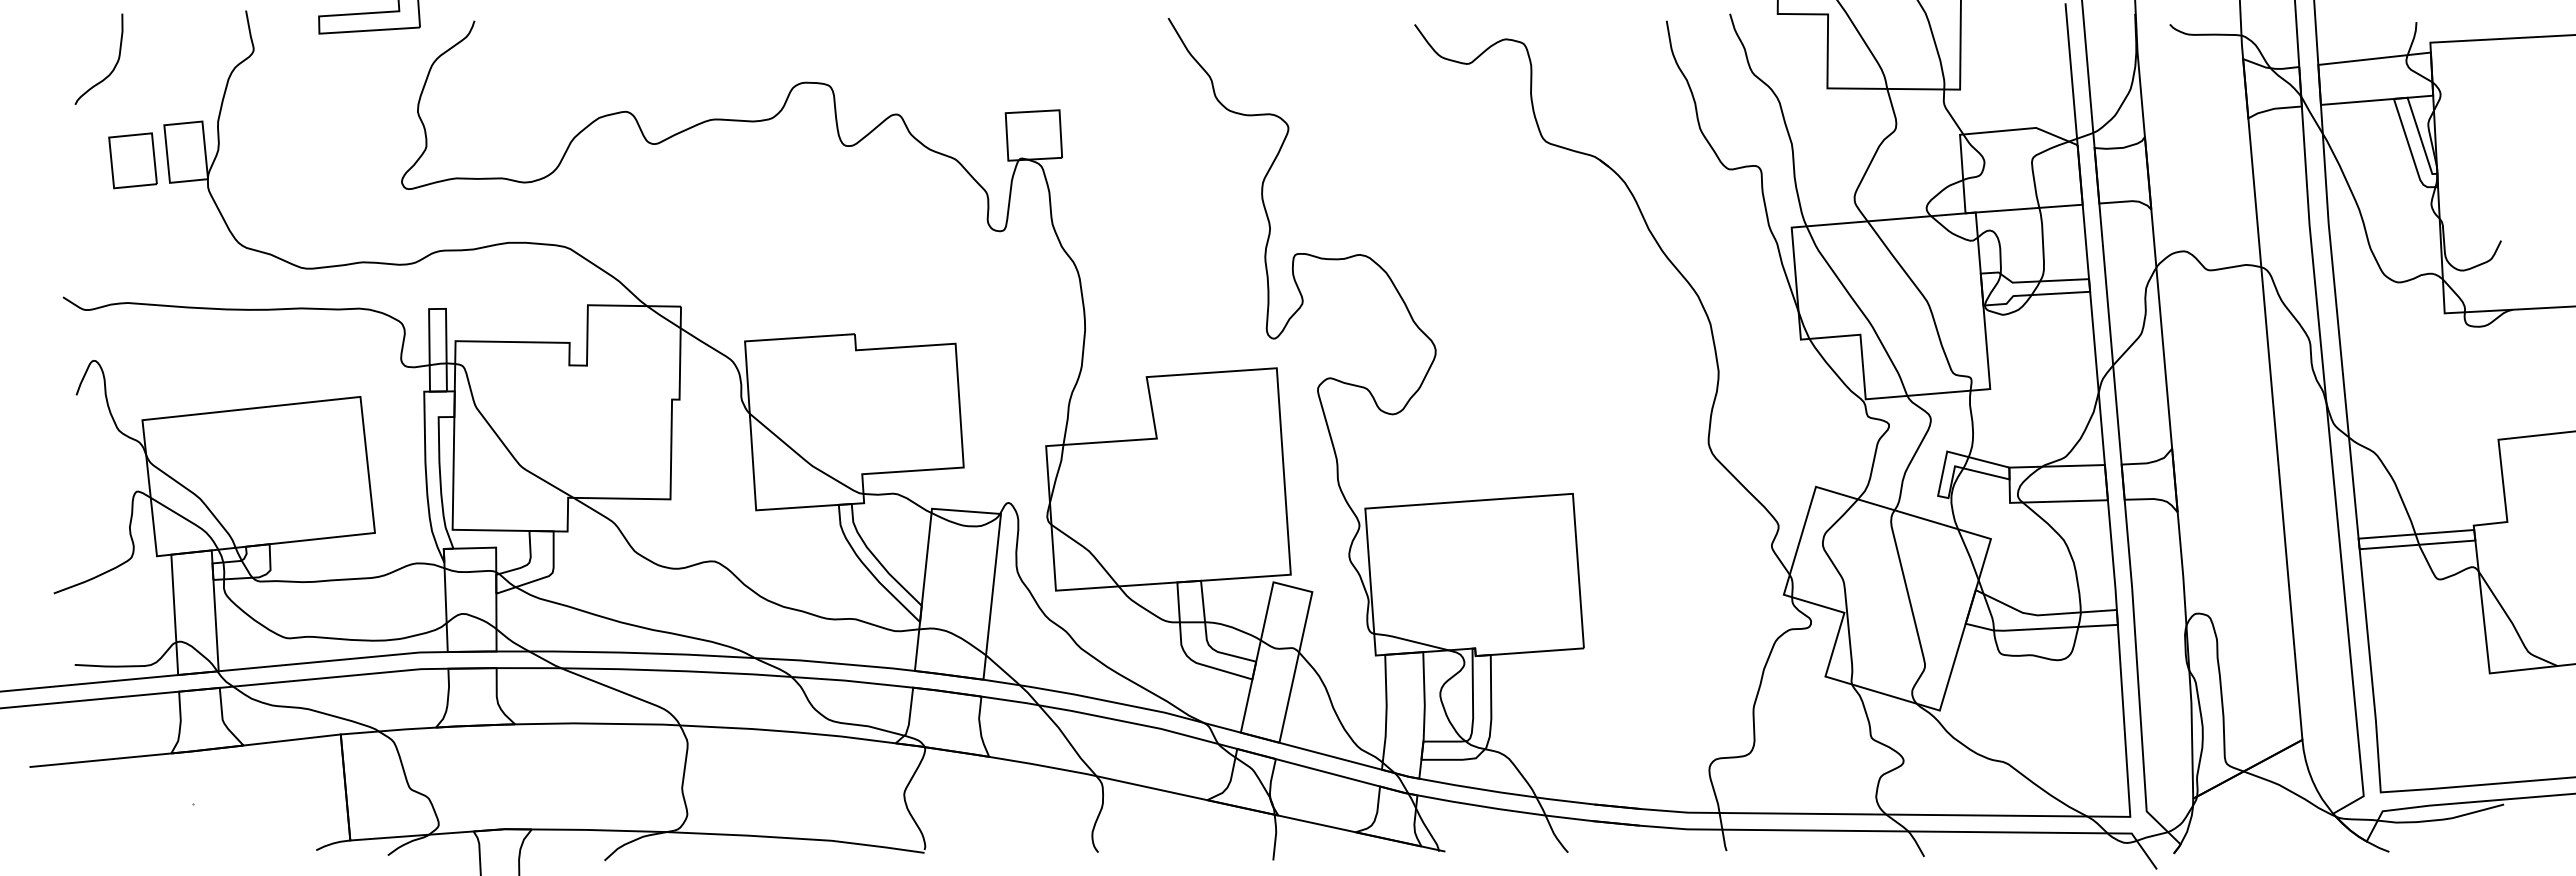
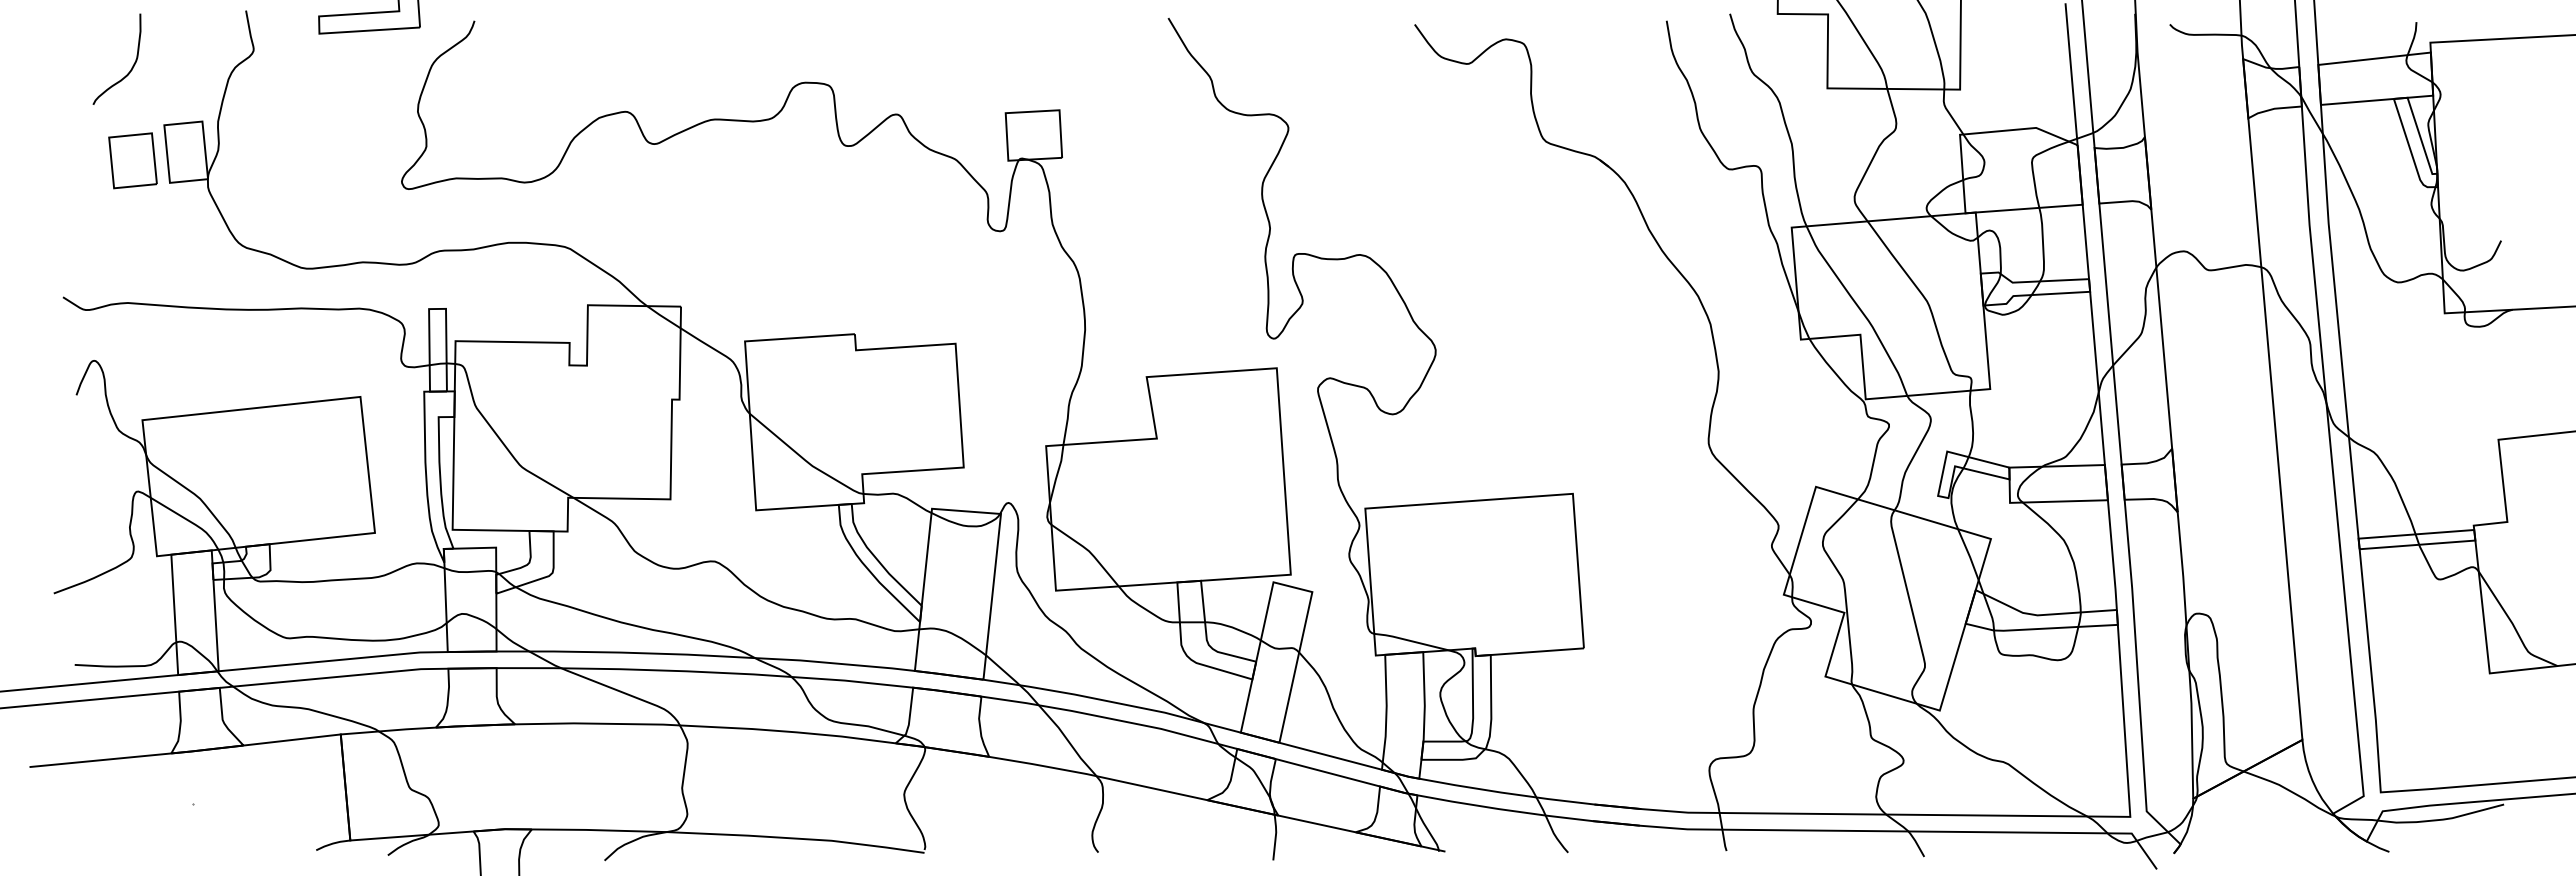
curve position: (114, 65) -> (132, 65) (132, 65)
